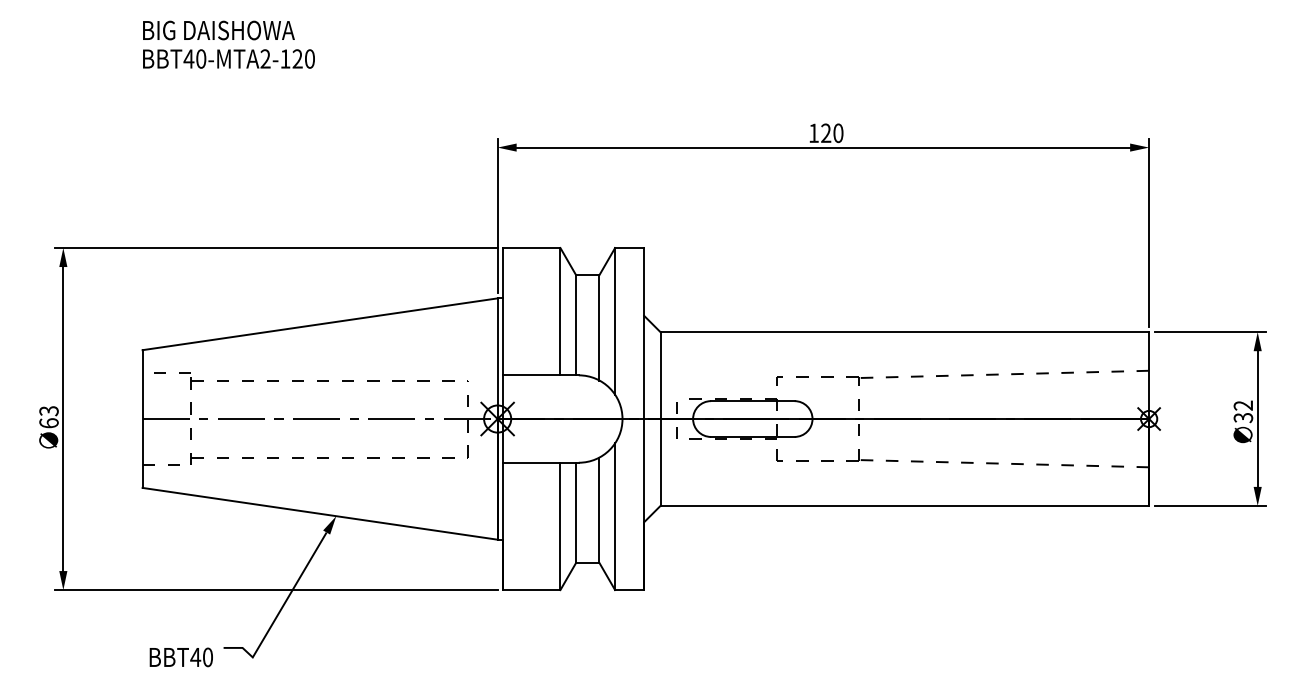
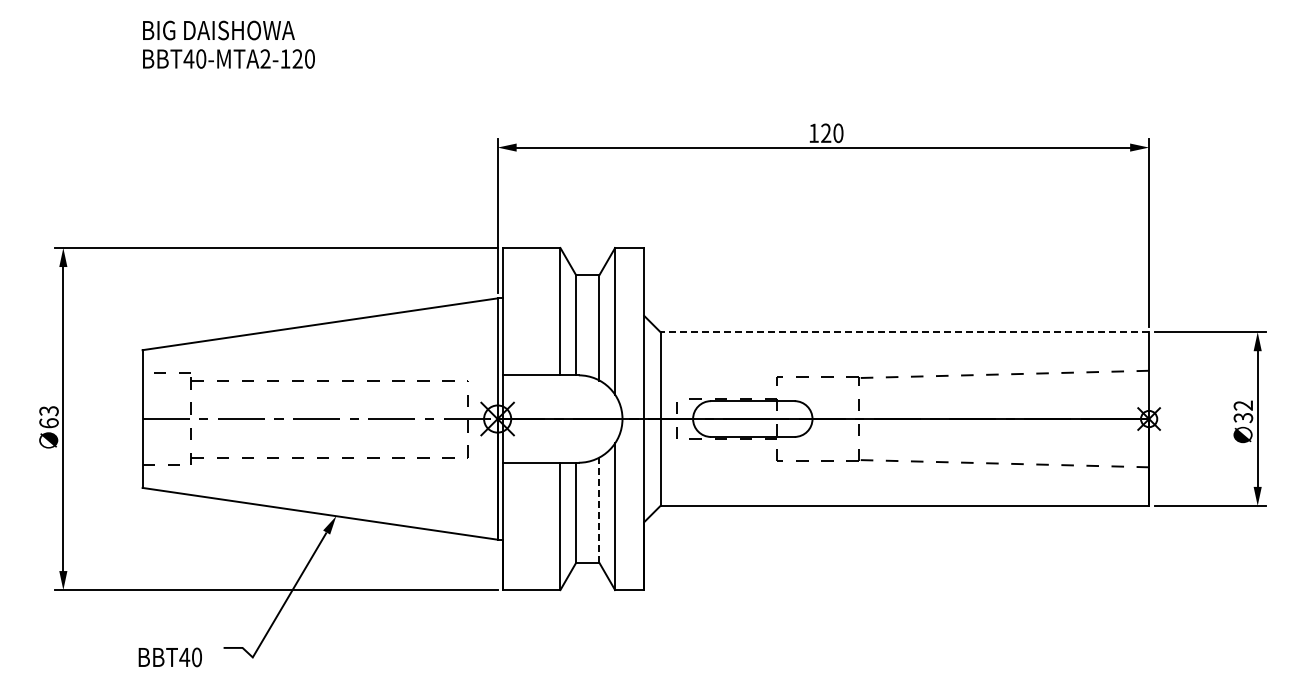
line: solid -> dashed (904, 332)
line: solid -> dashed (599, 510)
text position: (180, 657) -> (169, 657) (169, 657)
